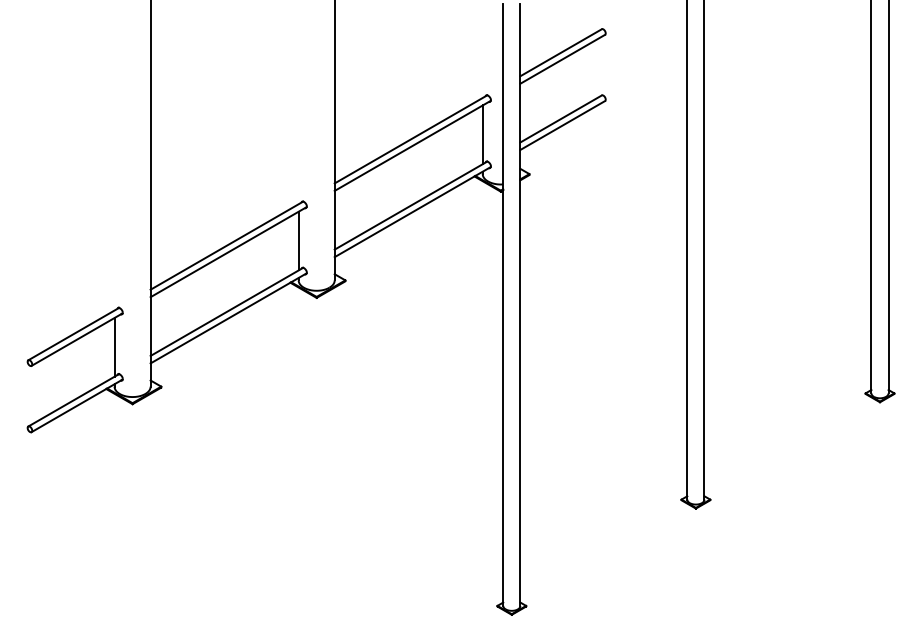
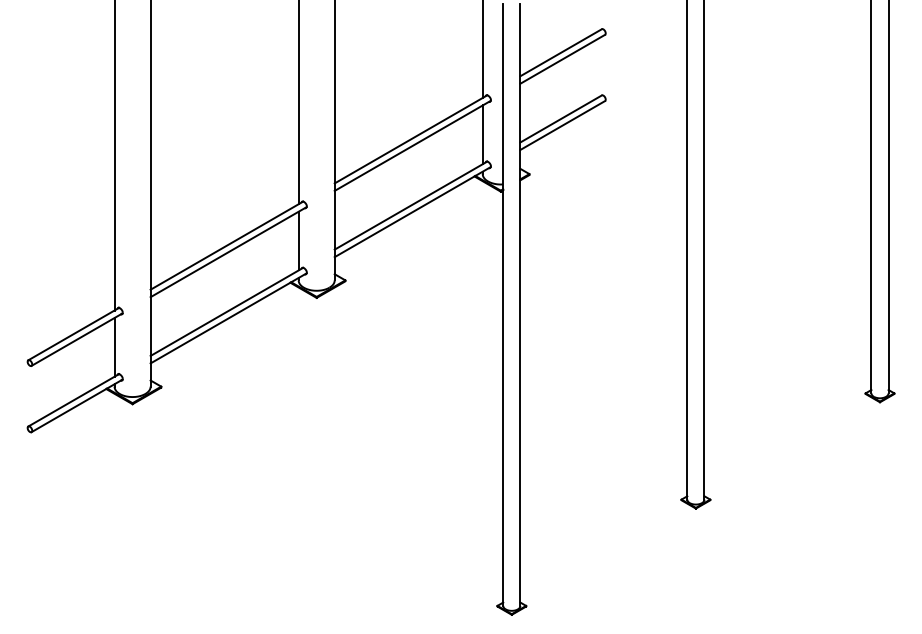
line: none -> present (482, 49)
line: none -> present (298, 103)
line: none -> present (114, 156)
